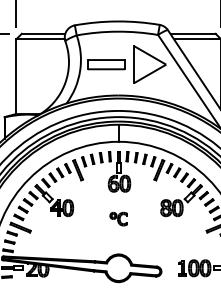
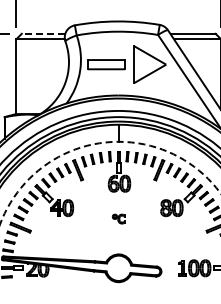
line: solid -> dashed (43, 33)
circle: solid -> dashed (110, 182)
part size: 19x16 px -> 14x12 px (118, 218)
